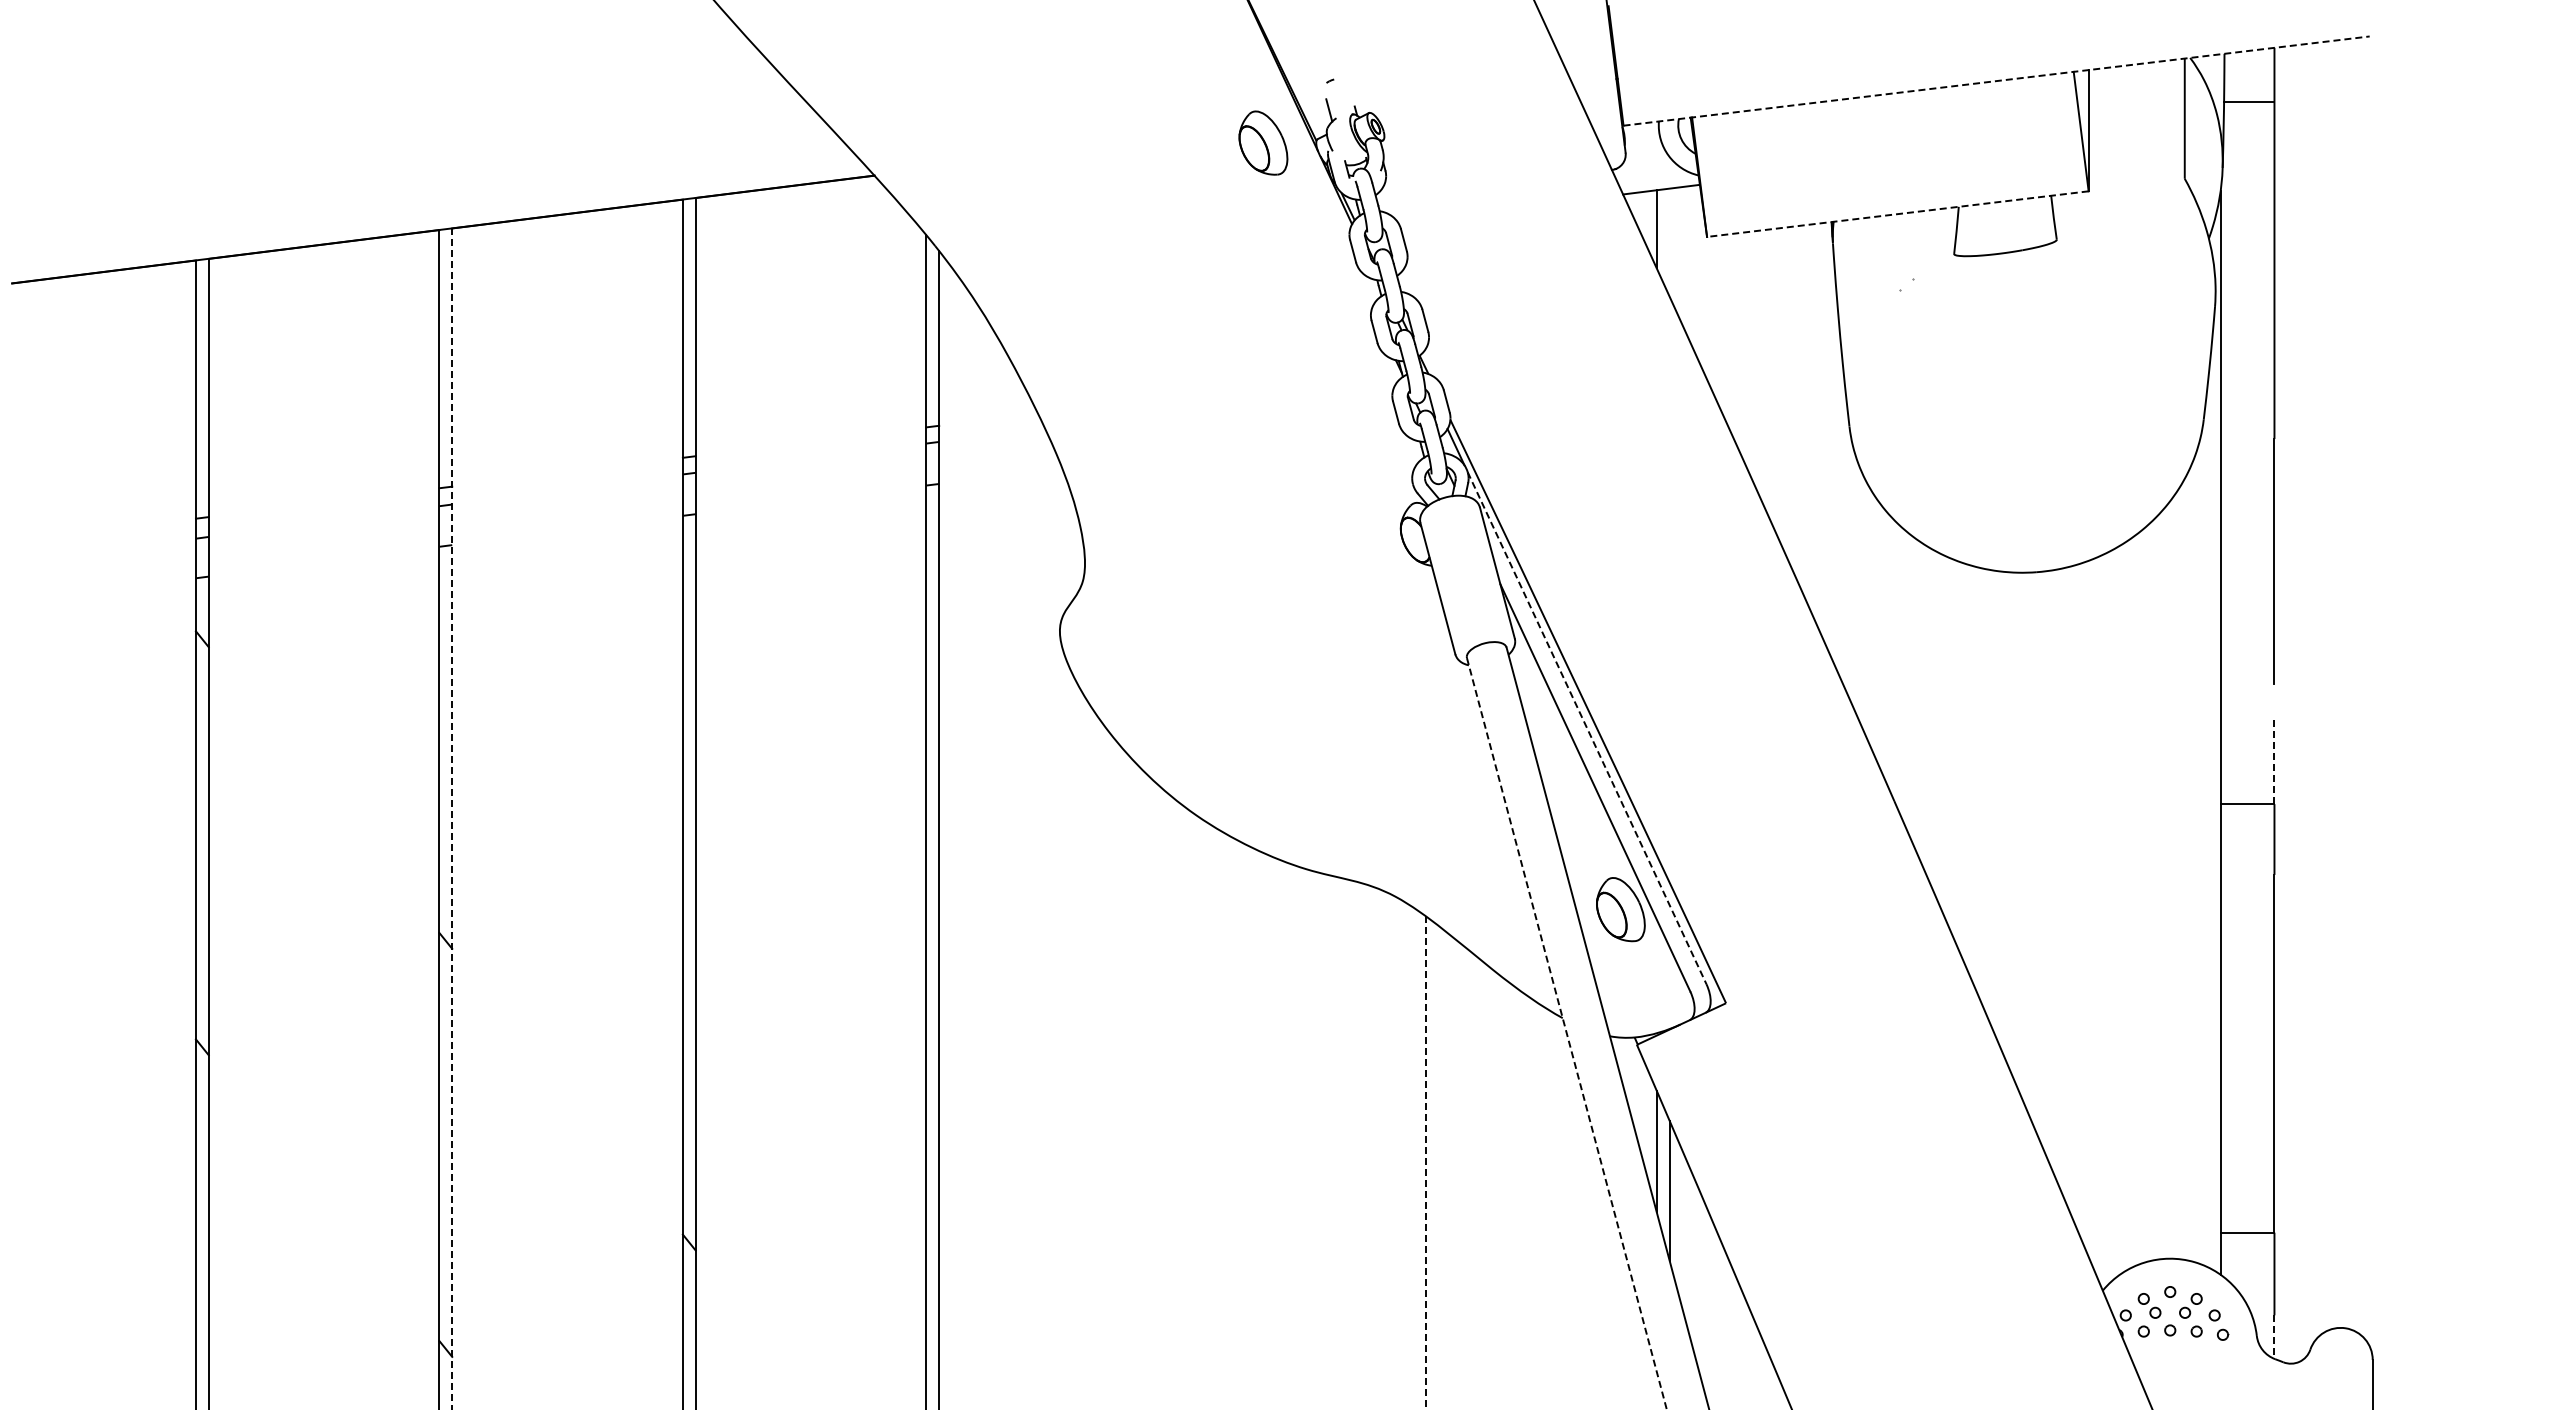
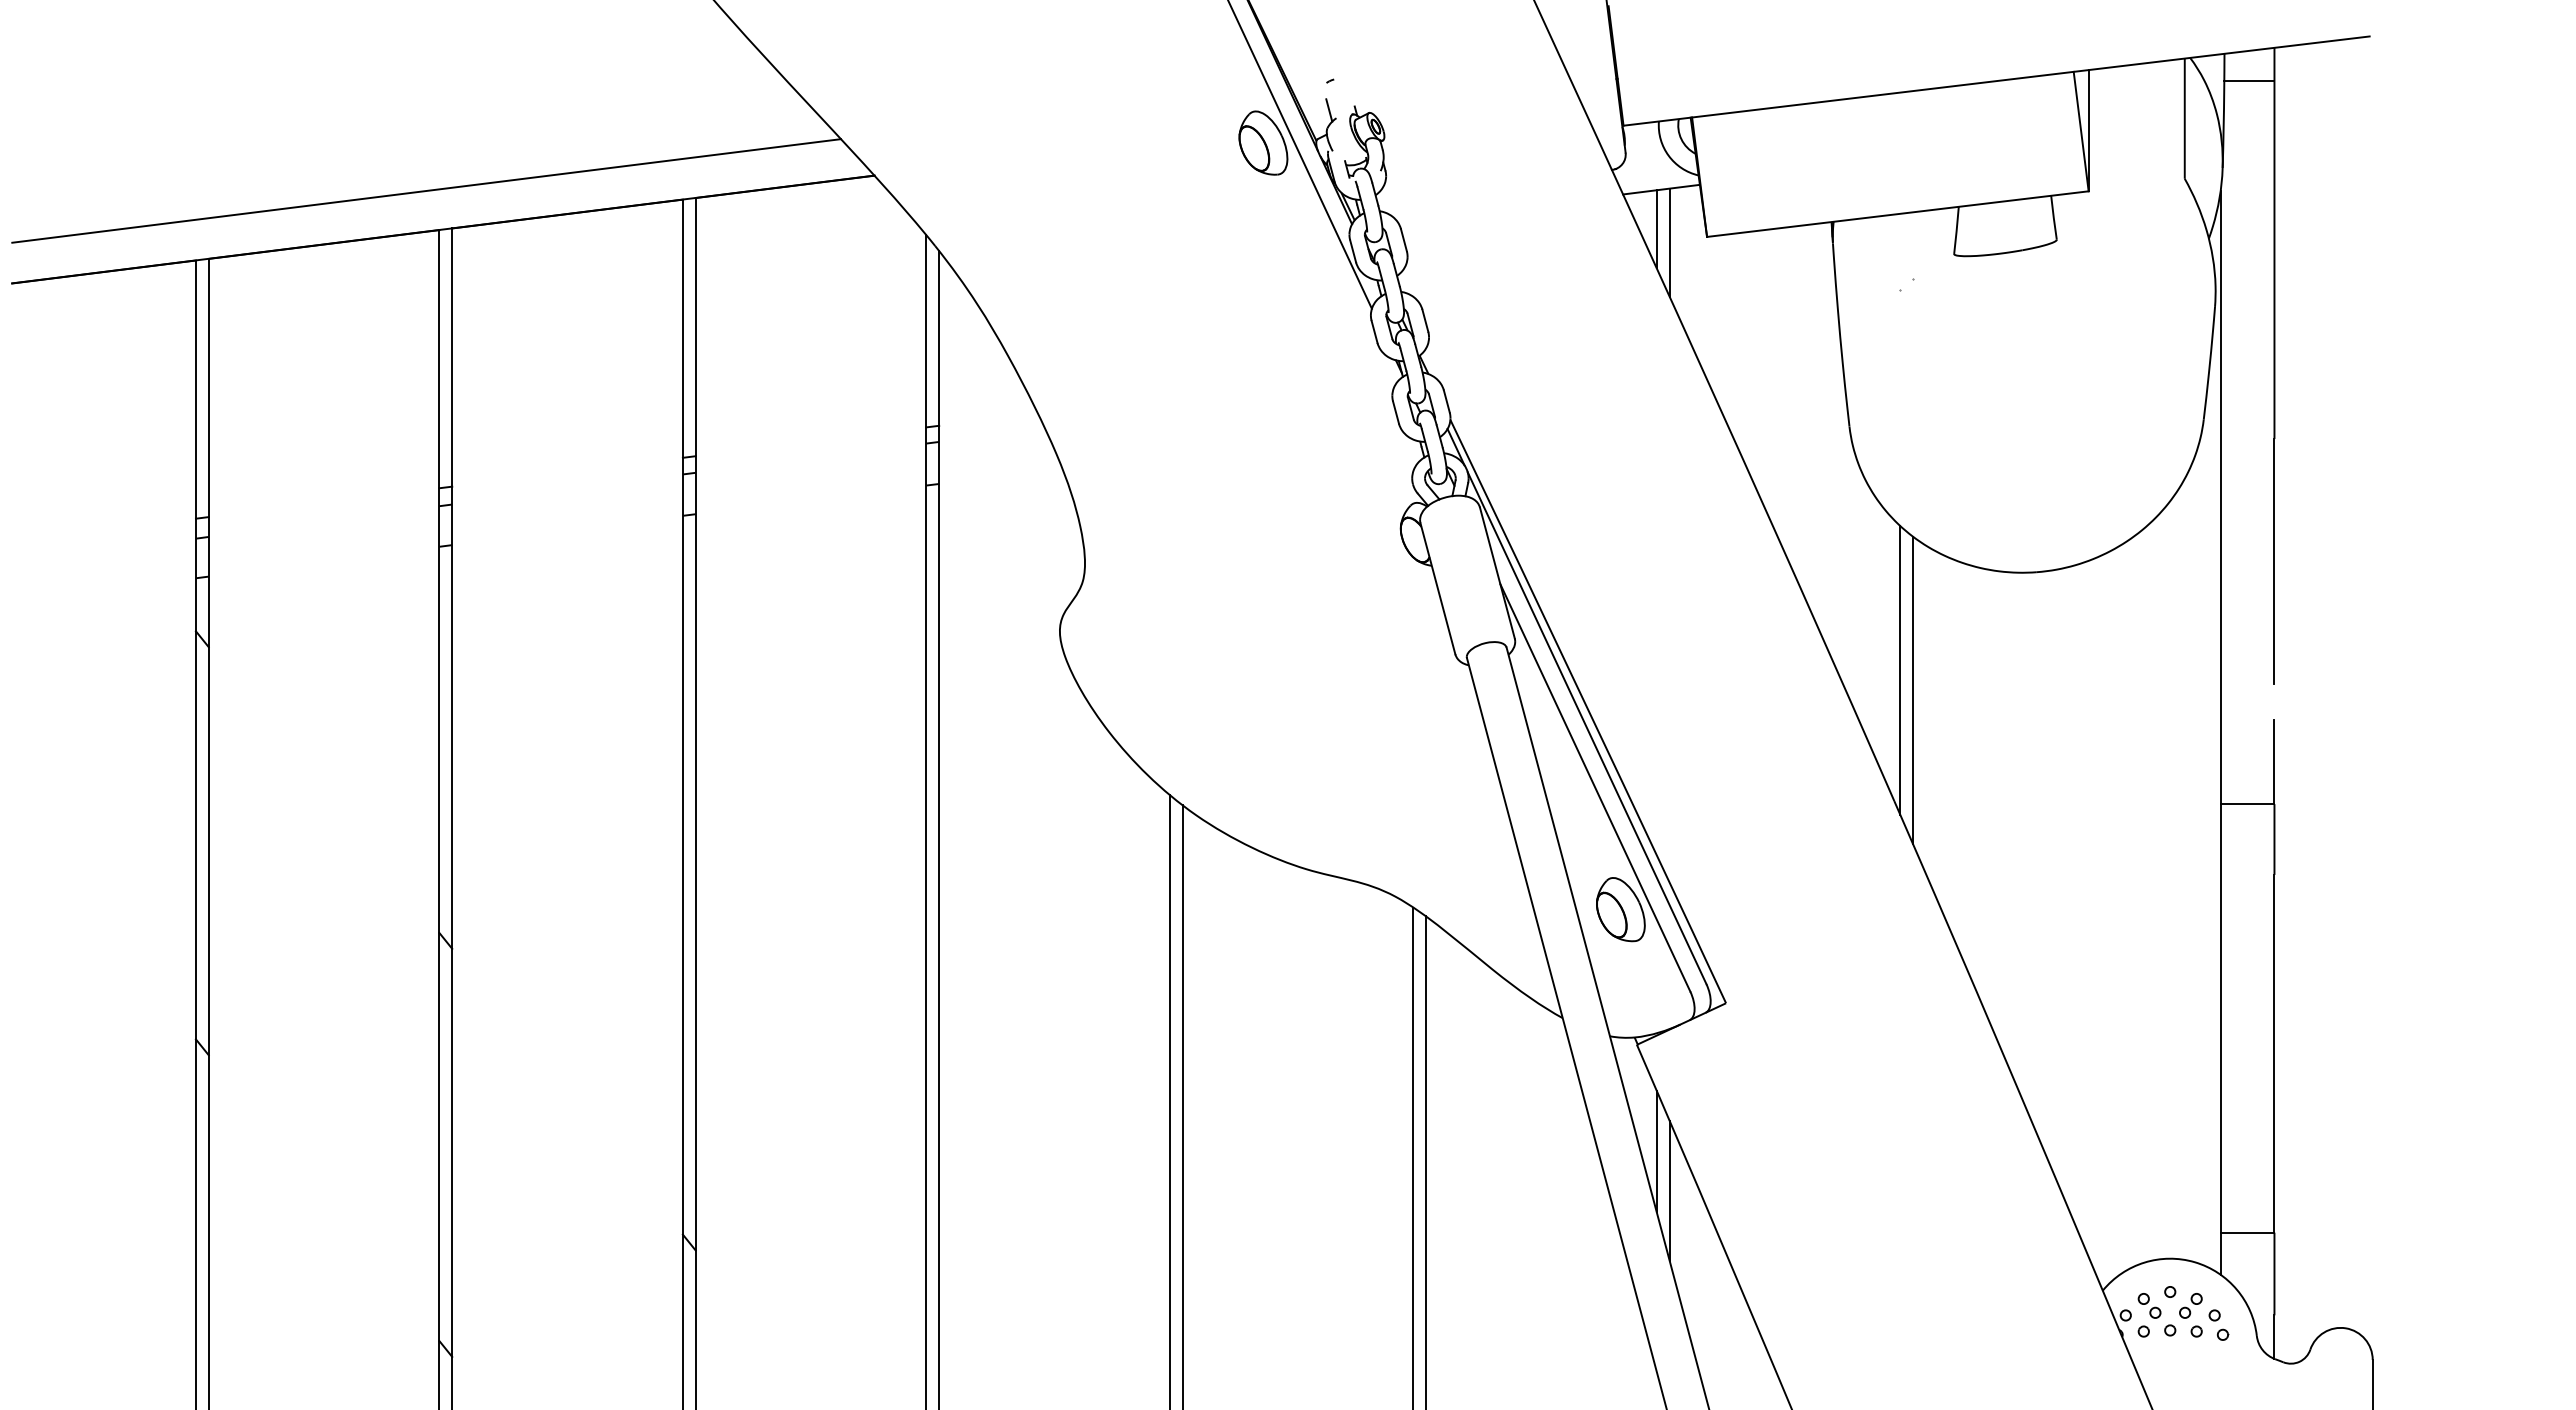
line: dashed -> solid (1996, 81)
line position: (2249, 102) -> (2249, 81) (2249, 81)
line: none -> present (1299, 155)
line: none -> present (426, 190)
line: dashed -> solid (1897, 214)
line: none -> present (1669, 242)
line: none -> present (1900, 670)
line: none -> present (1913, 690)
line: dashed -> solid (1587, 728)
line: dashed -> solid (2274, 762)
line: dashed -> solid (452, 819)
line: dashed -> solid (1566, 1033)
line: none -> present (1169, 1100)
line: none -> present (1182, 1105)
line: none -> present (1413, 1156)
line: dashed -> solid (1426, 1163)
line: dashed -> solid (2274, 1337)
